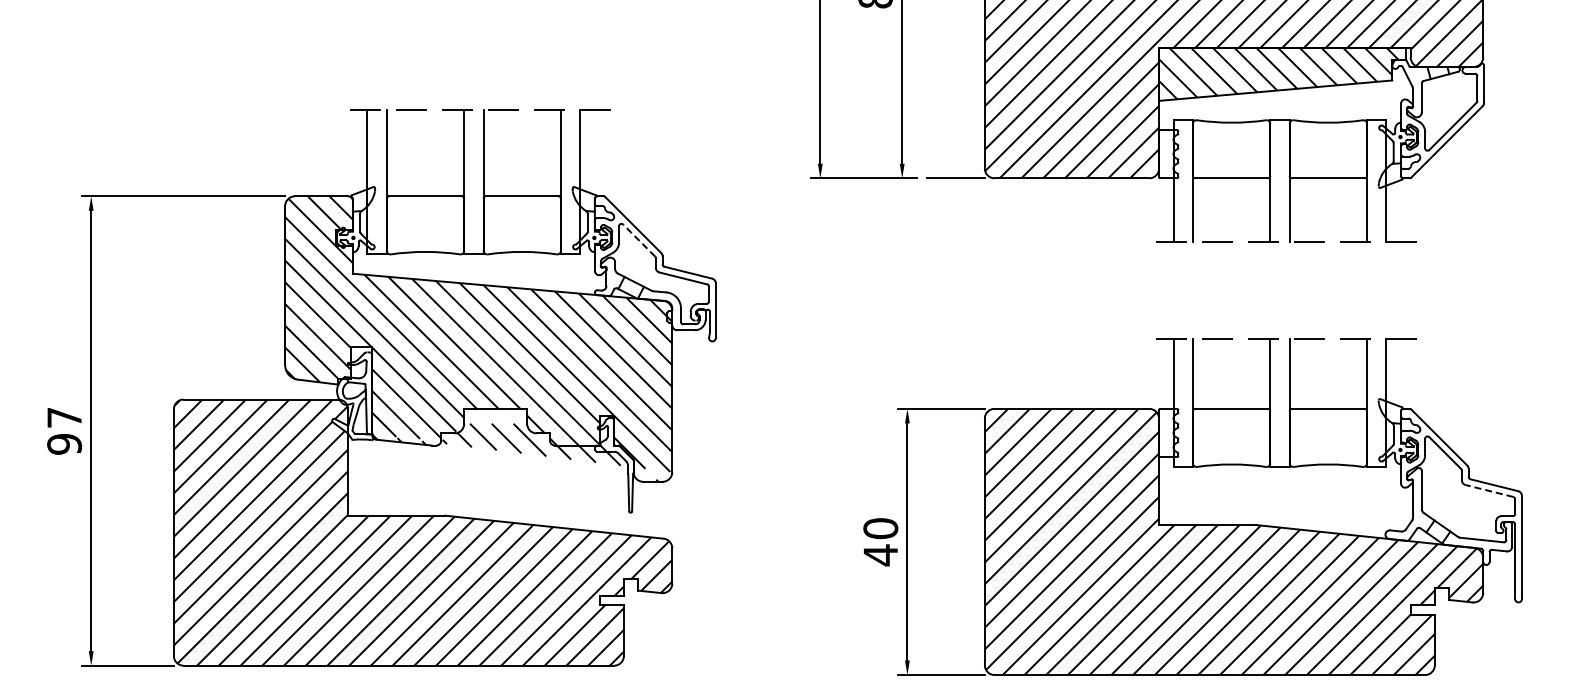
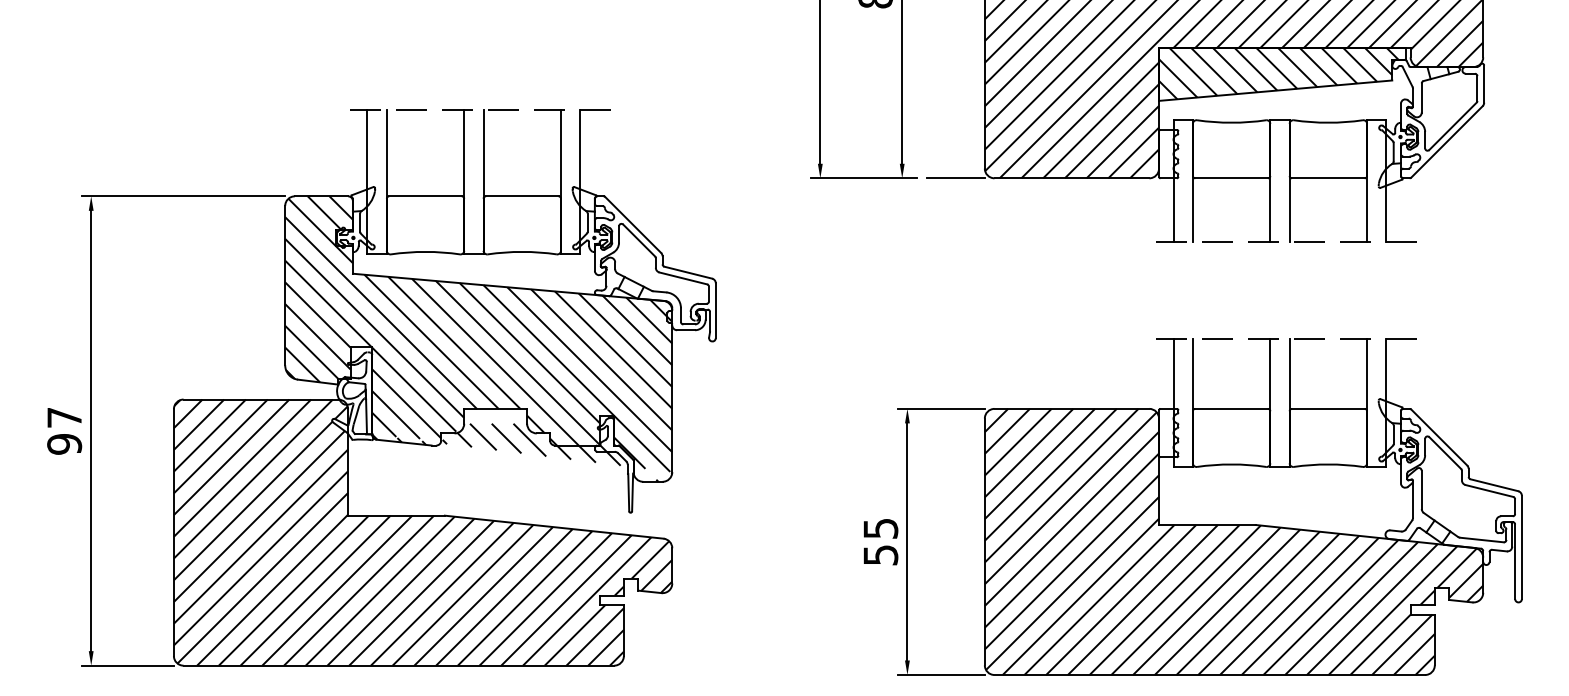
line: dashed -> solid (639, 240)
line: dashed -> solid (1489, 490)
text: 40 -> 55 (880, 542)
